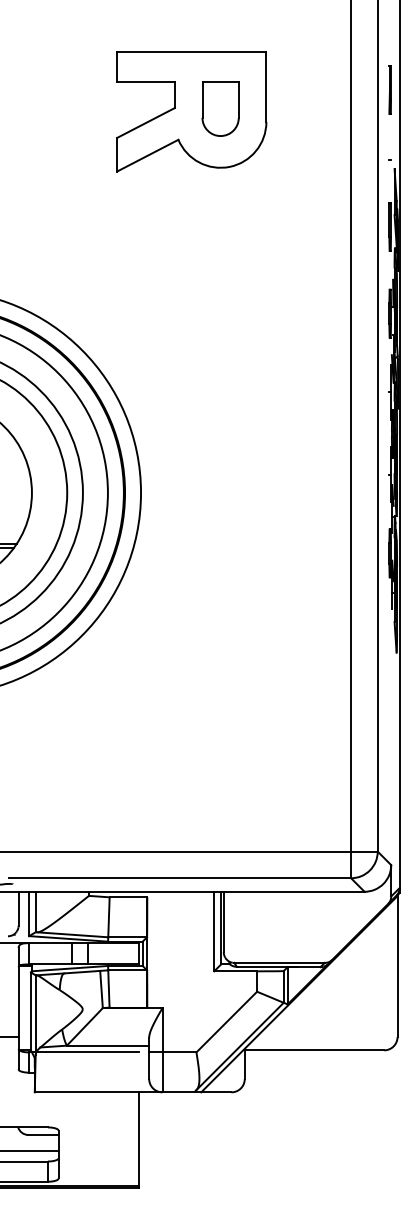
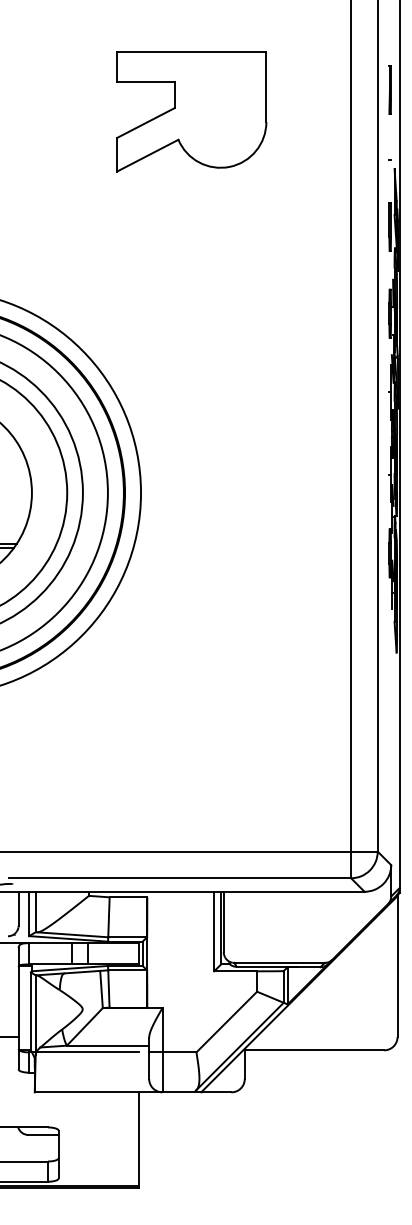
part: present -> none (220, 108)
line: present -> none (30, 1150)
